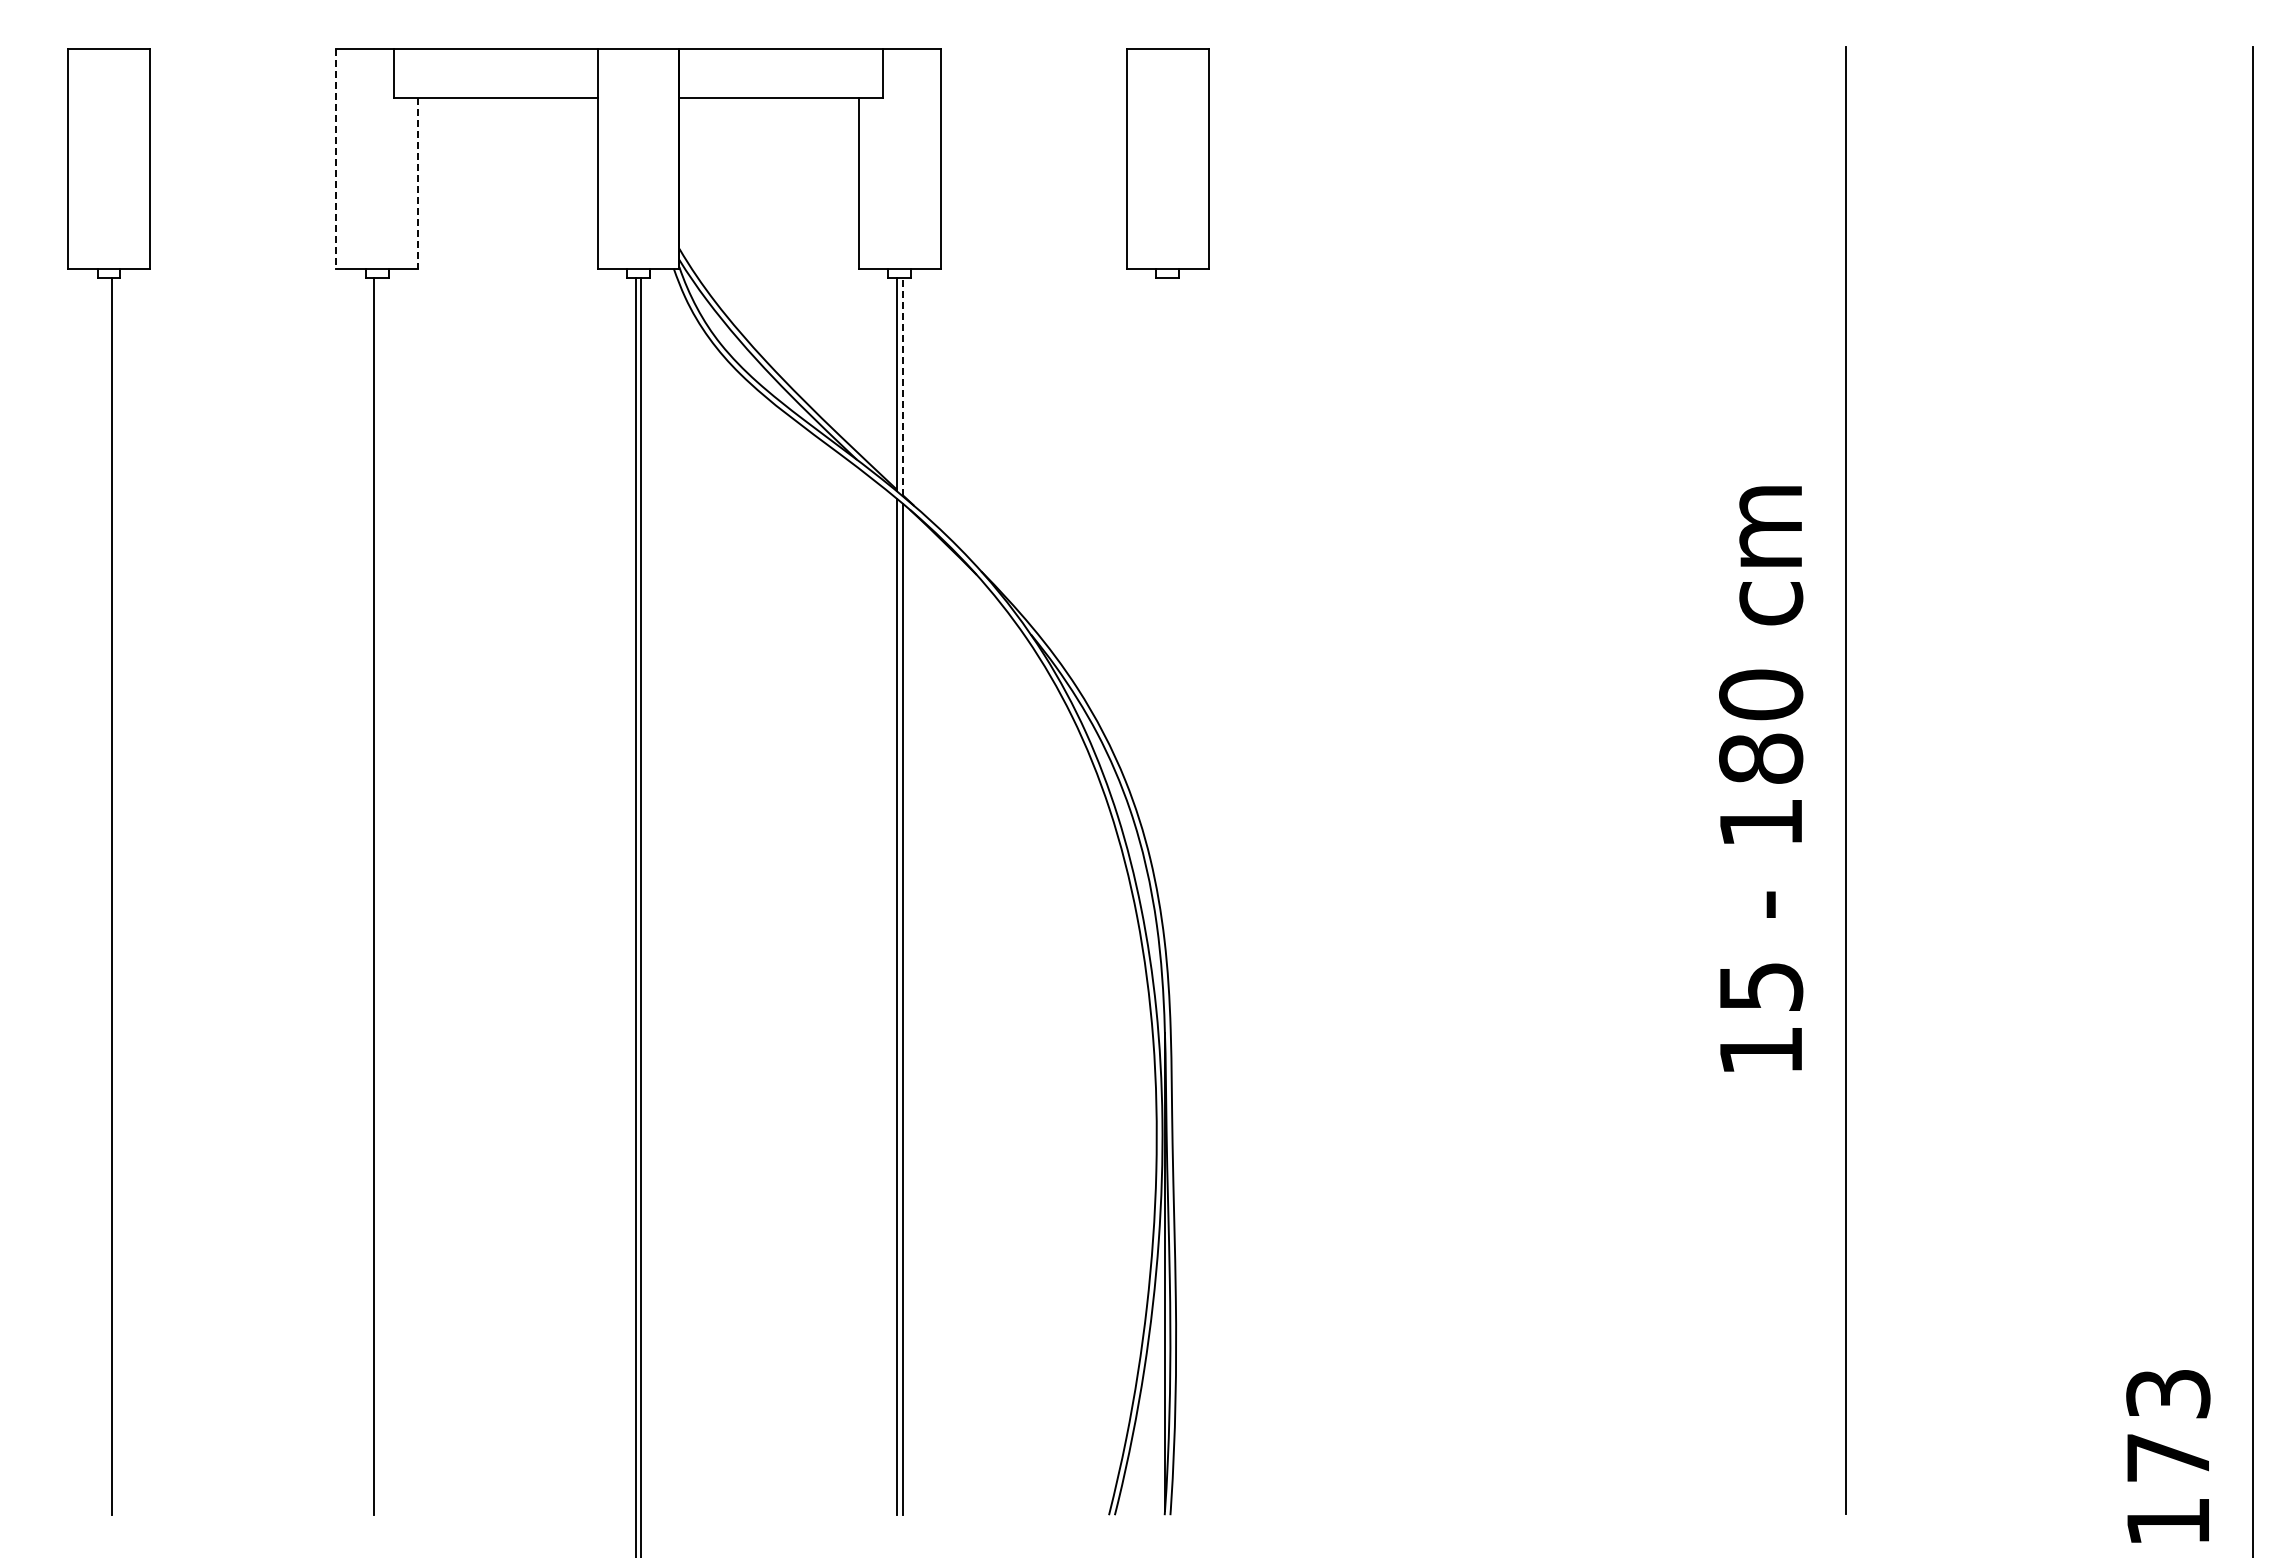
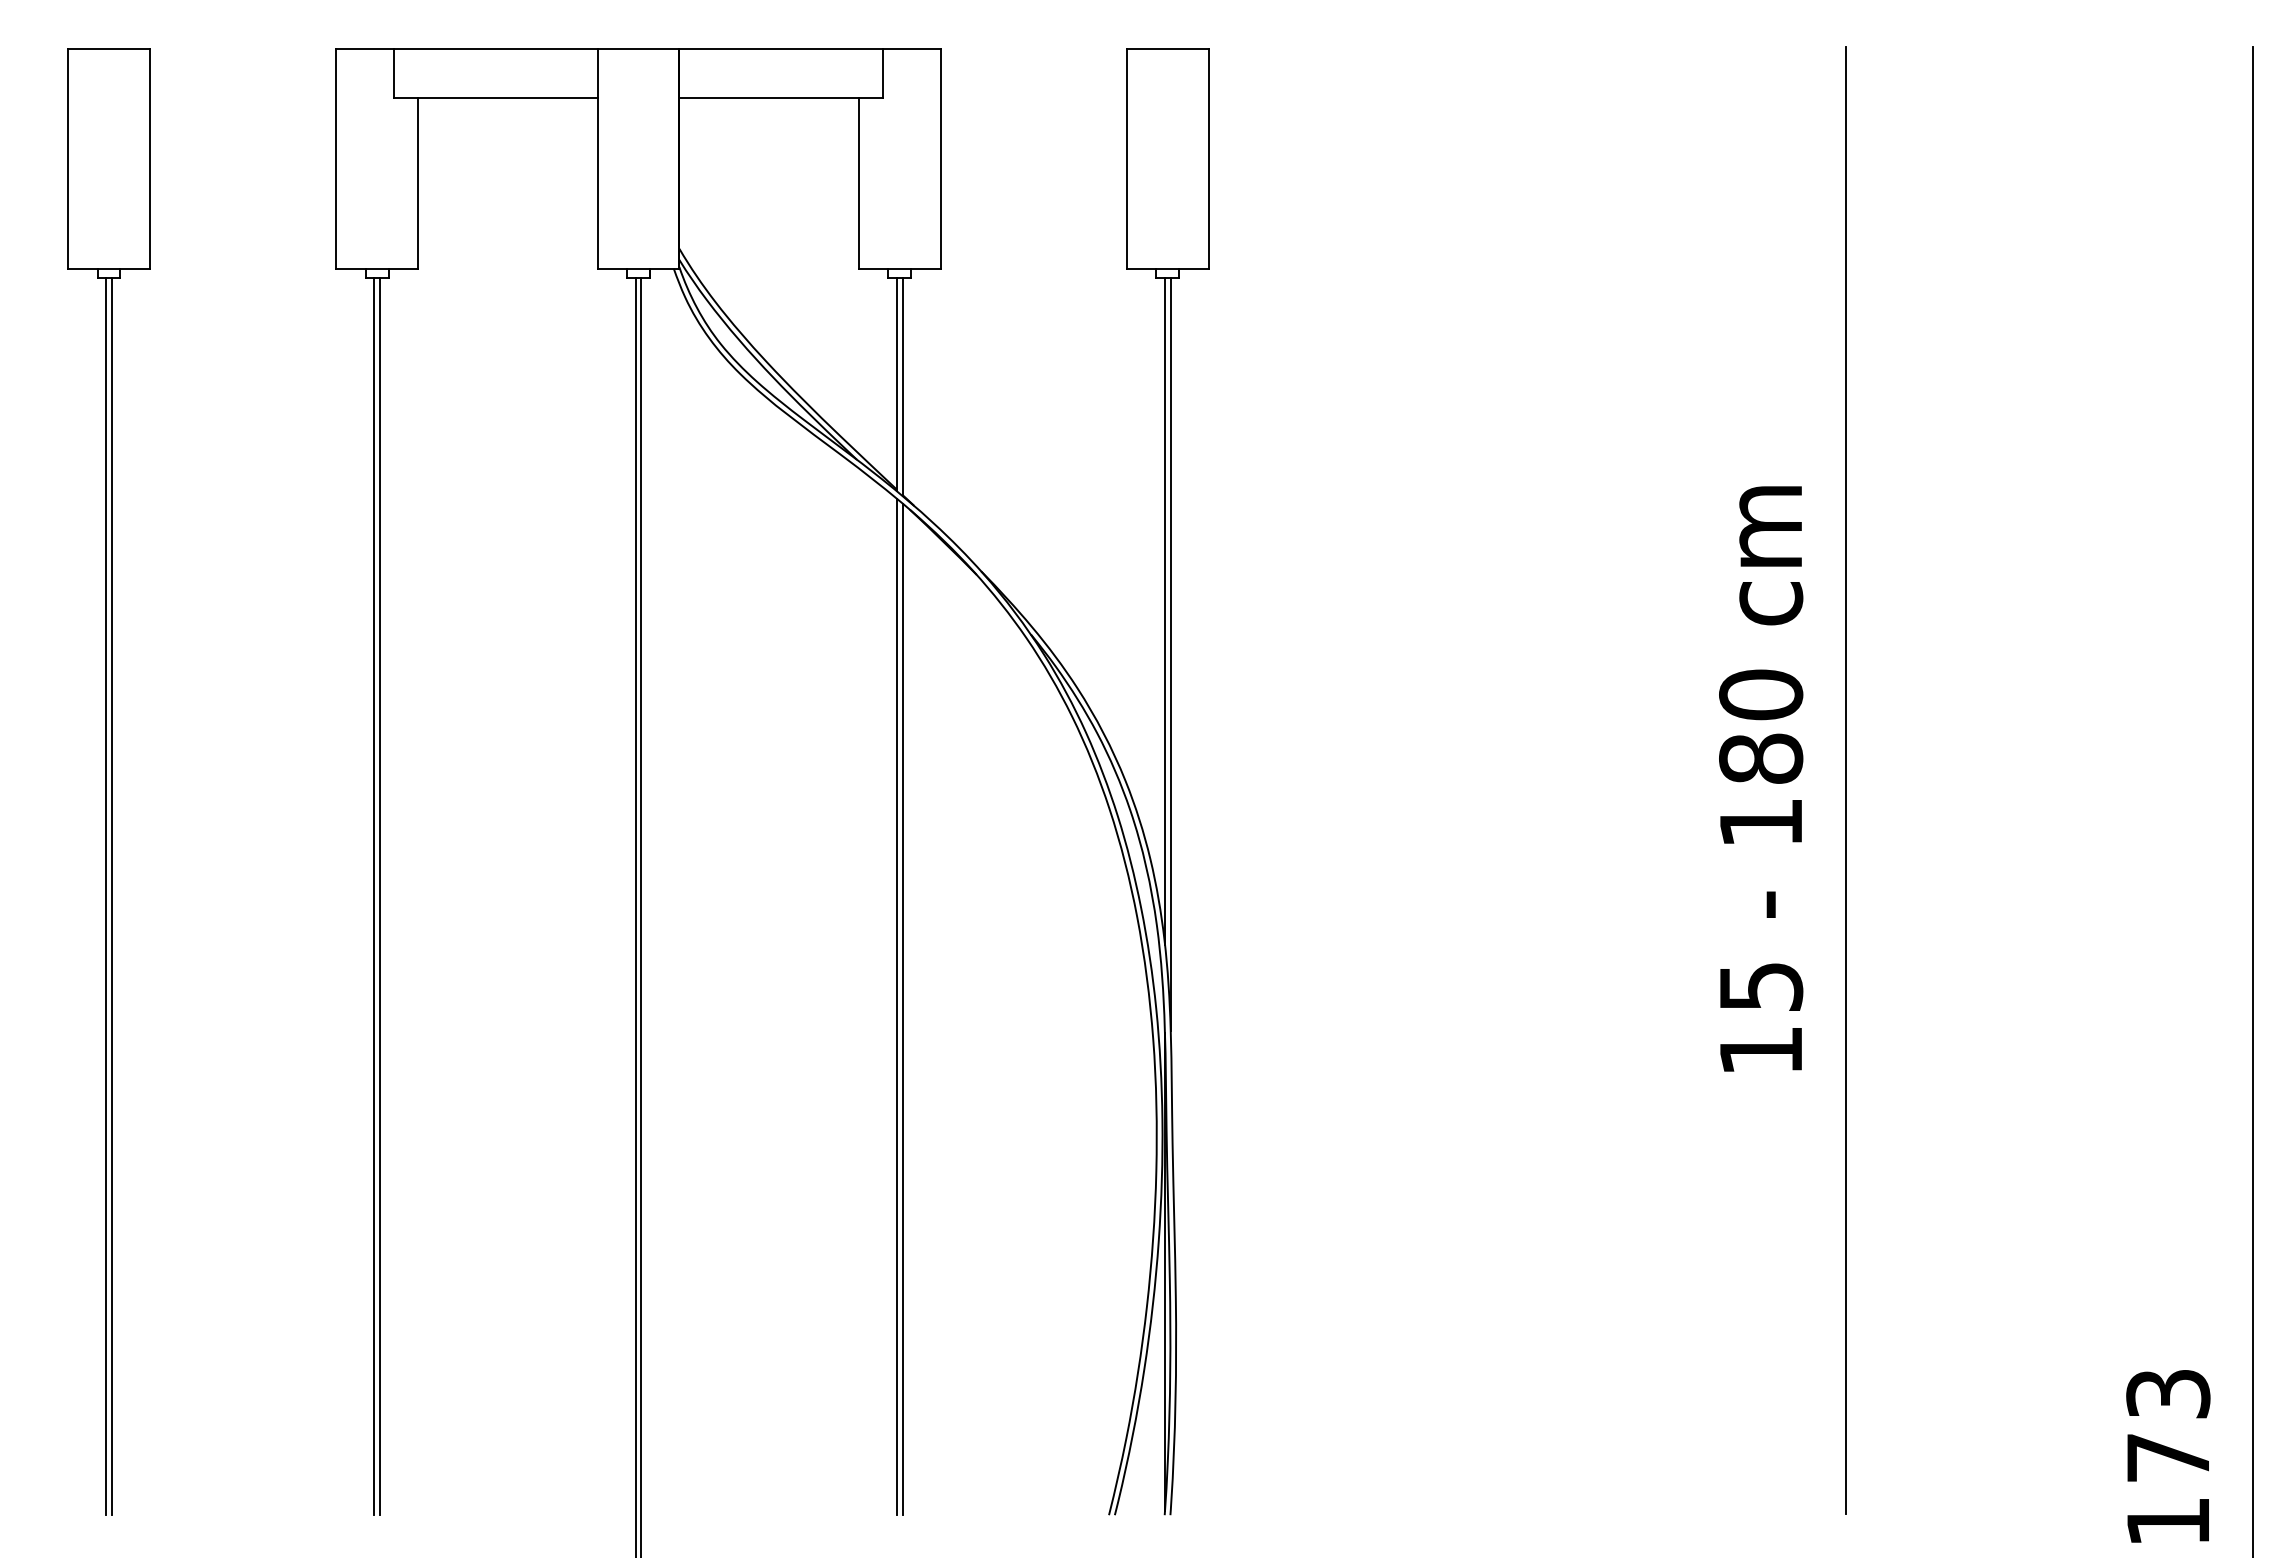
line: dashed -> solid (336, 158)
line: dashed -> solid (417, 183)
line: dashed -> solid (902, 387)
line: none -> present (1165, 611)
line: none -> present (1170, 654)
line: none -> present (106, 896)
line: none -> present (379, 896)
